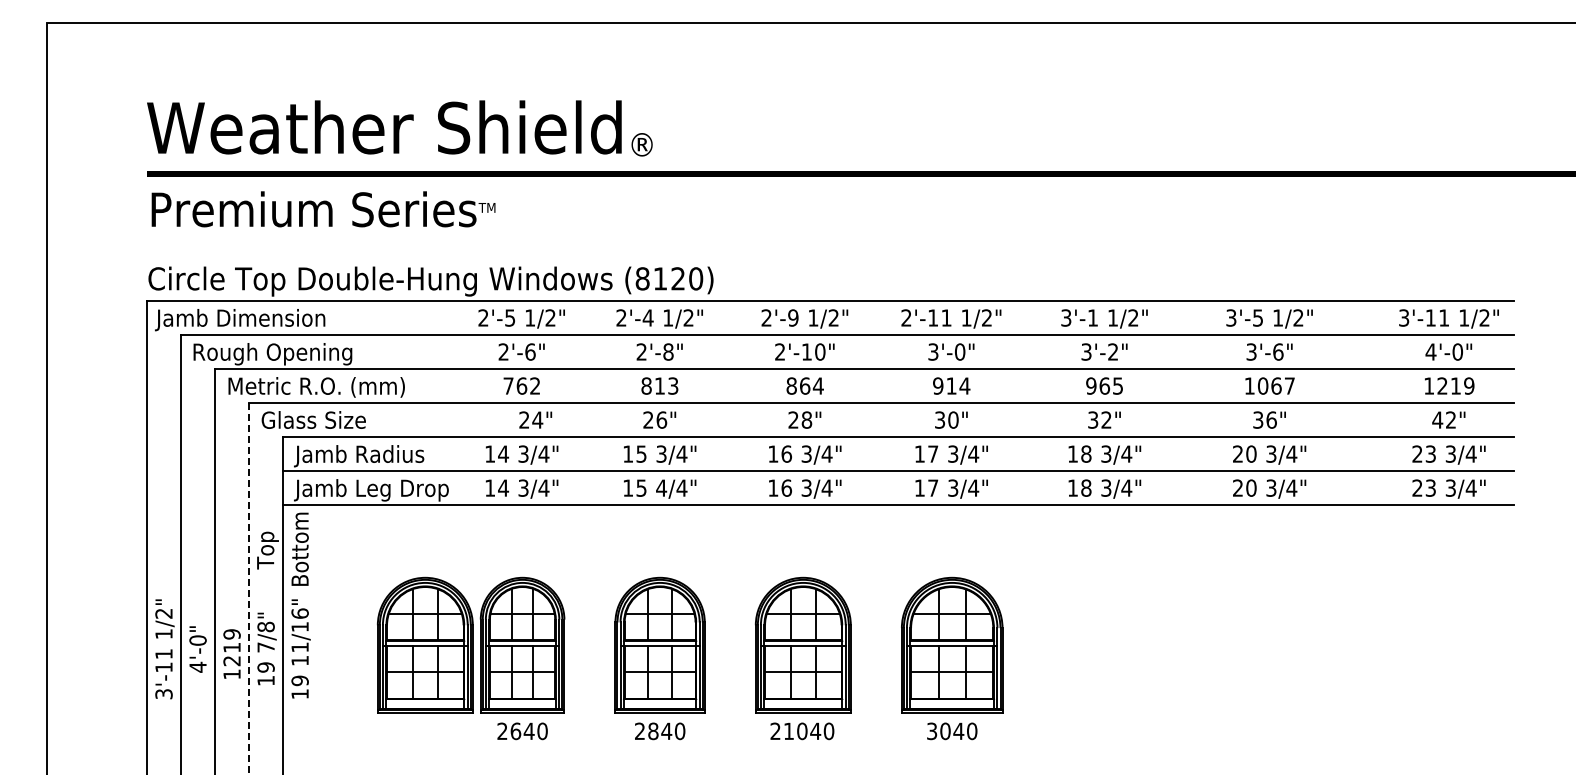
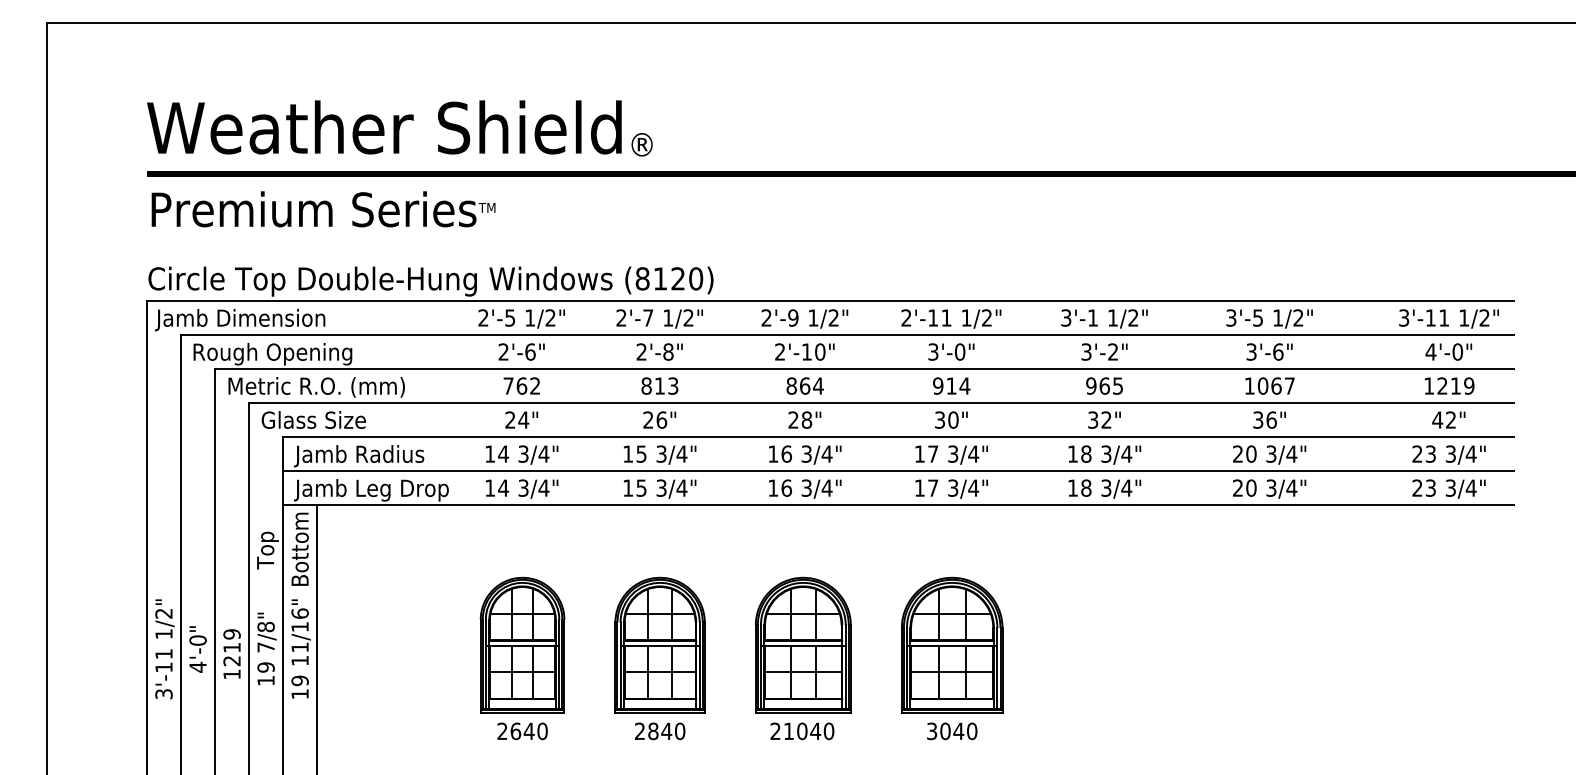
text: 2'-4 -> 2'-7 (647, 317)
text position: (535, 419) -> (521, 419) (521, 419)
text: 4/4" -> 3/4" (661, 487)
line: dashed -> solid (249, 589)
line: none -> present (317, 638)
part: present -> none (425, 644)
